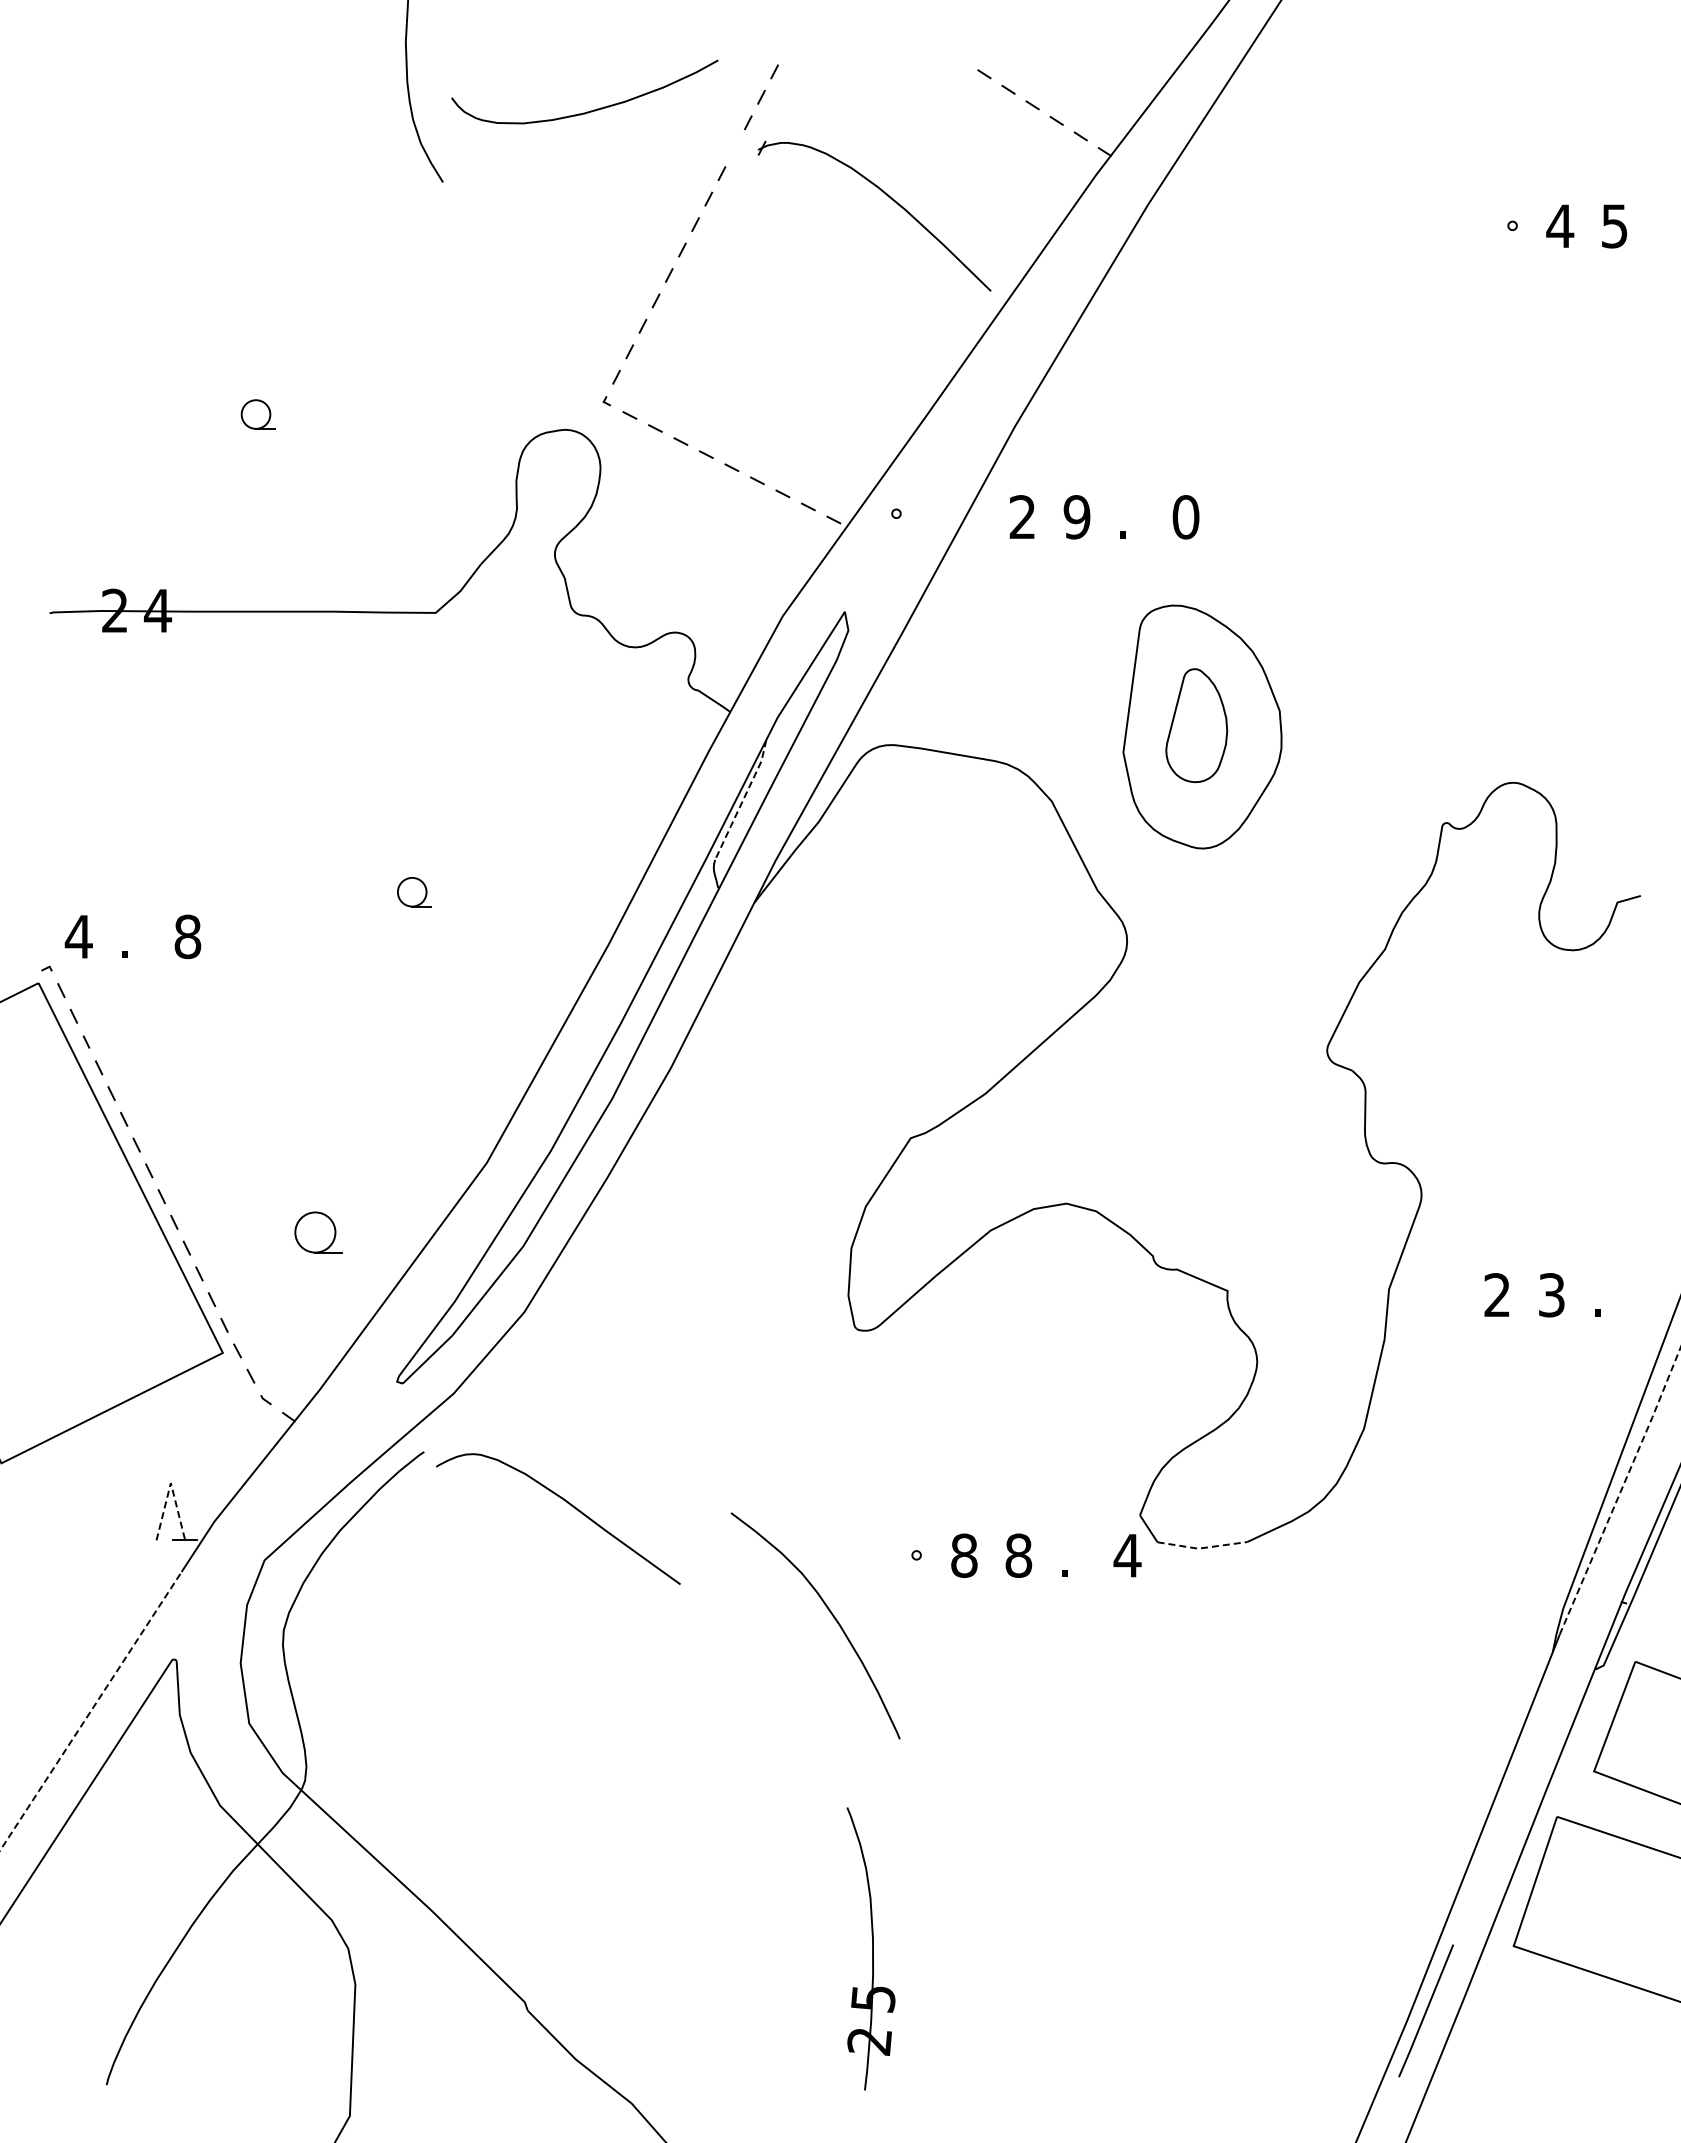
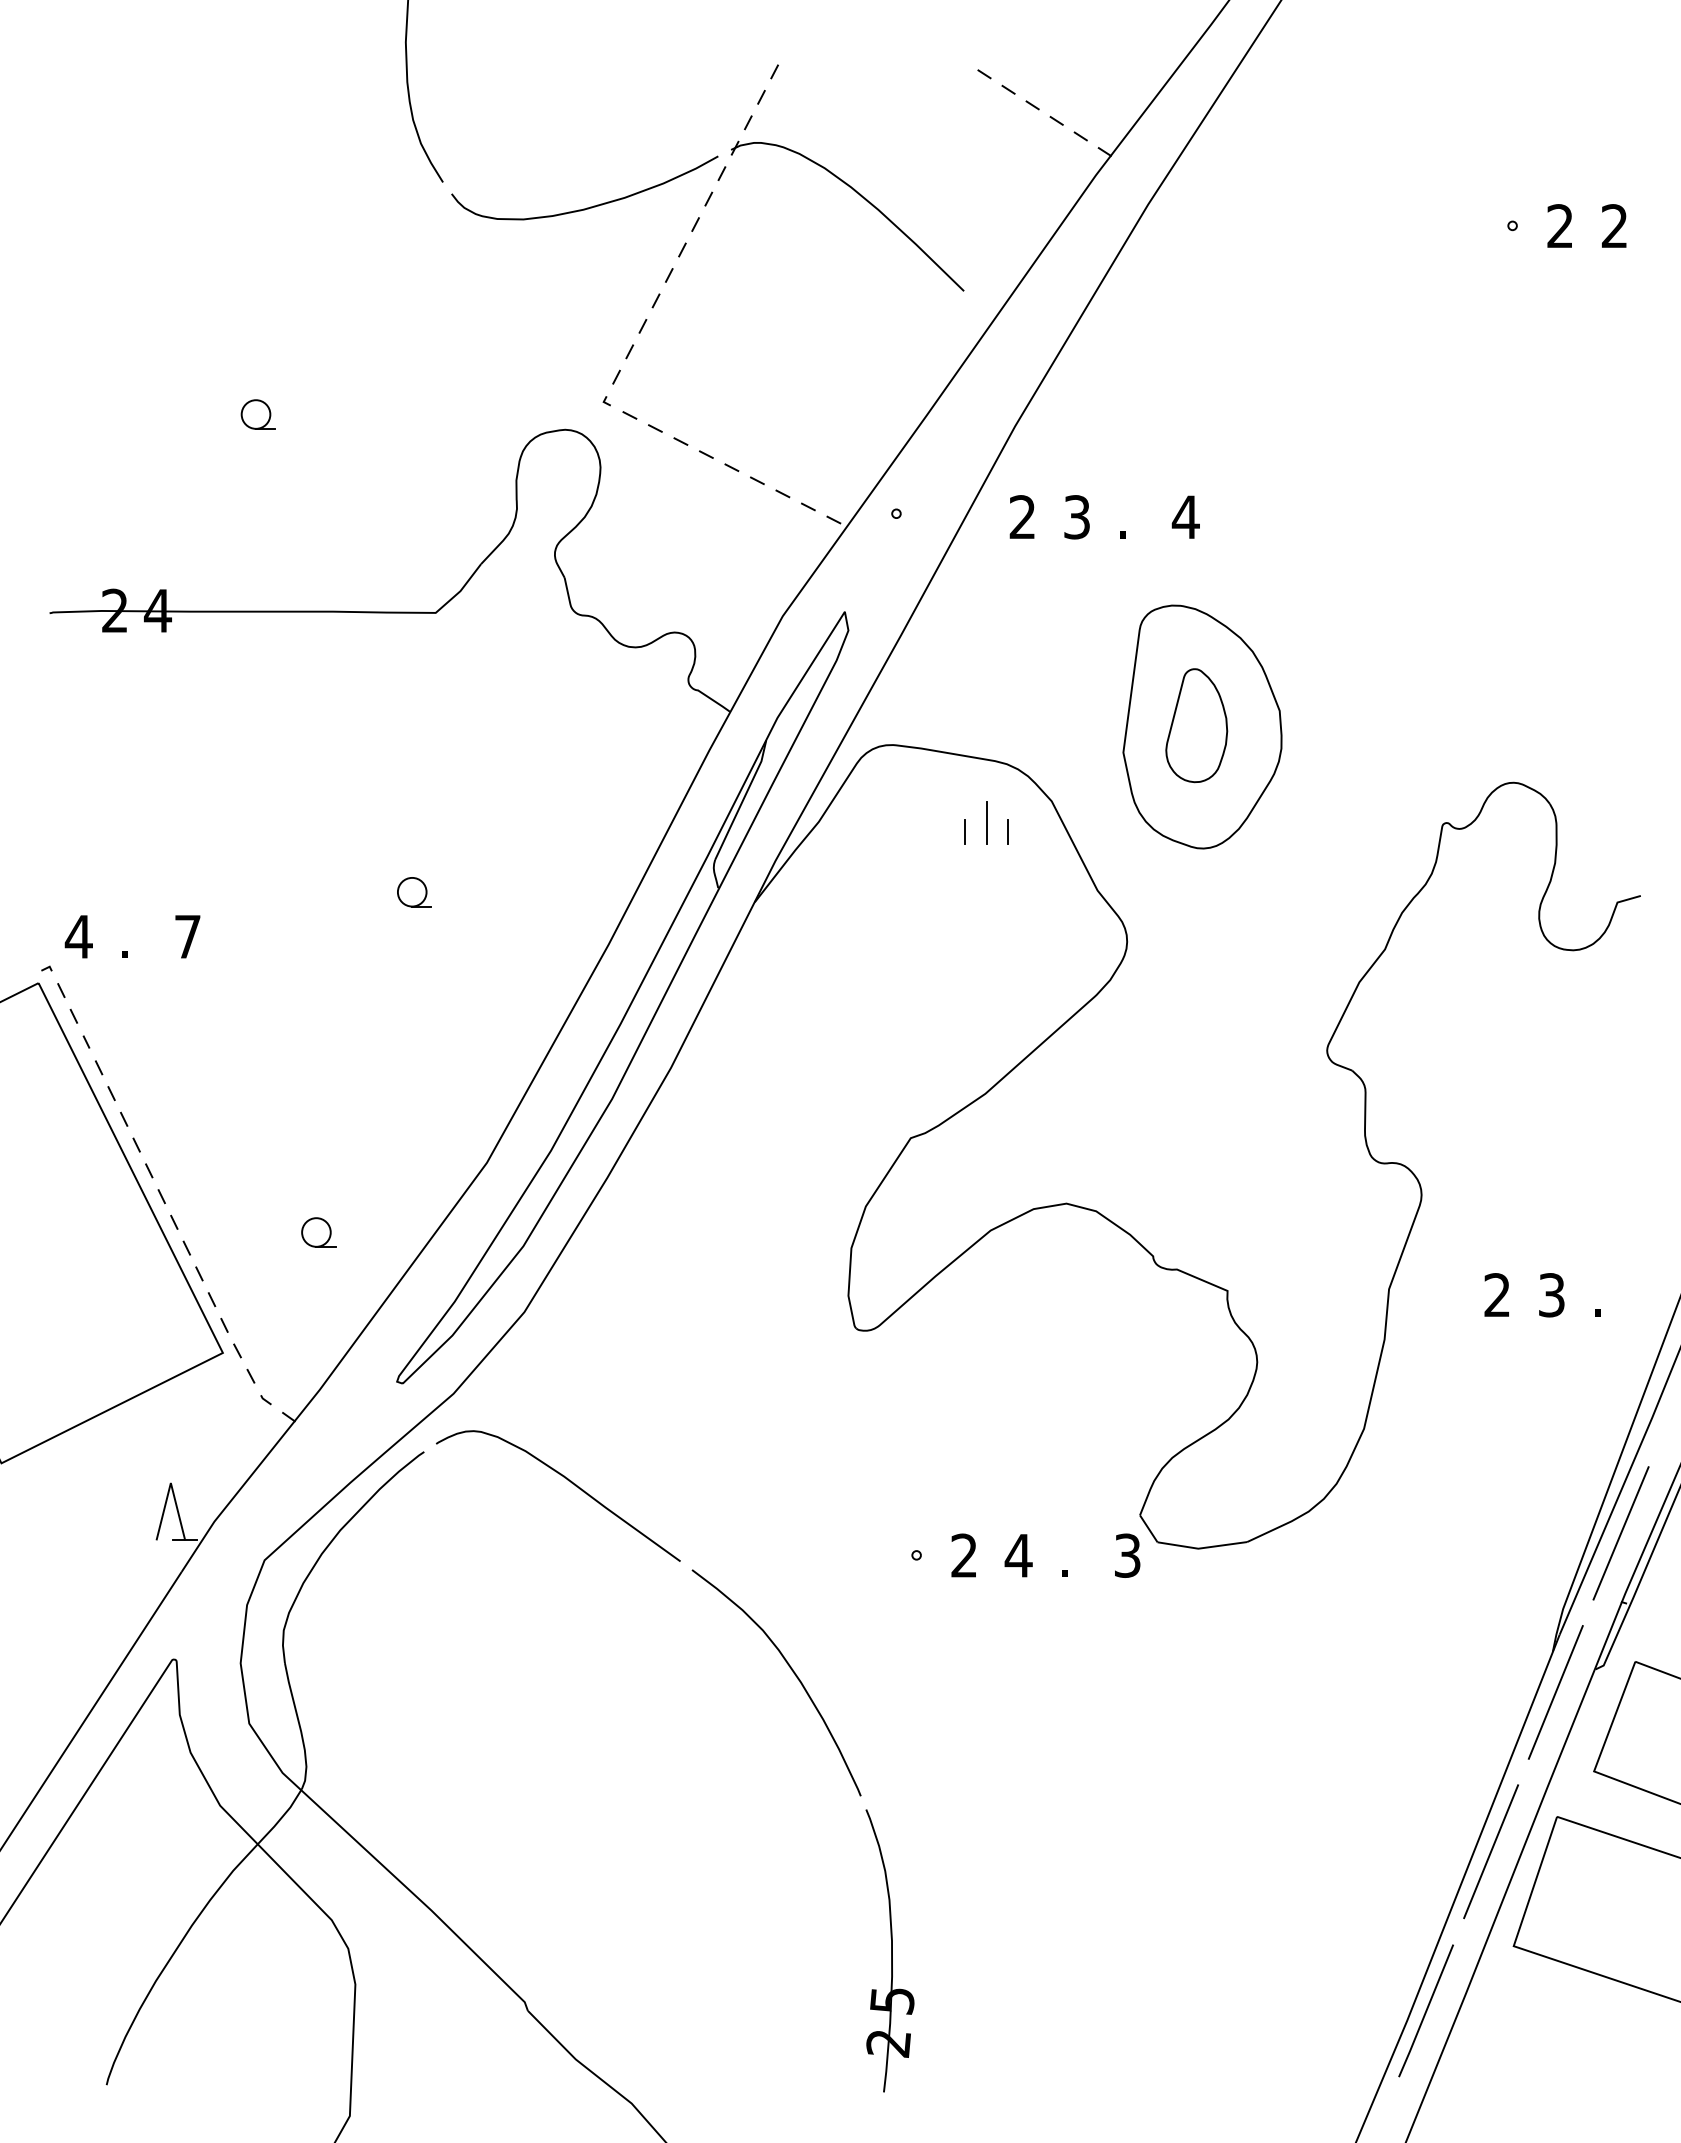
curve position: (590, 110) -> (590, 206) (590, 206)
part position: (888, 197) -> (861, 197) (861, 197)
text: 4 -> 2 (1560, 225)
text: 5 -> 2 (1614, 226)
text: 9 -> 3 (1076, 517)
text: 0 -> 4 (1185, 517)
line: dashed -> solid (742, 801)
line: none -> present (986, 822)
line: none -> present (965, 832)
line: none -> present (1008, 832)
text: 8 -> 7 (187, 936)
part size: 49x43 px -> 36x31 px (318, 1232)
line: dashed -> solid (170, 1483)
line: dashed -> solid (1621, 1490)
curve position: (567, 1503) -> (567, 1480) (567, 1480)
line: none -> present (1620, 1533)
line: dashed -> solid (1202, 1548)
text: 8 -> 2 (964, 1555)
text: 8 -> 4 (1018, 1555)
text: 4 -> 3 (1127, 1555)
curve position: (829, 1612) -> (790, 1669) (790, 1669)
line: none -> present (1555, 1692)
line: dashed -> solid (91, 1710)
line: none -> present (1491, 1851)
part position: (870, 1948) -> (889, 1950) (889, 1950)
